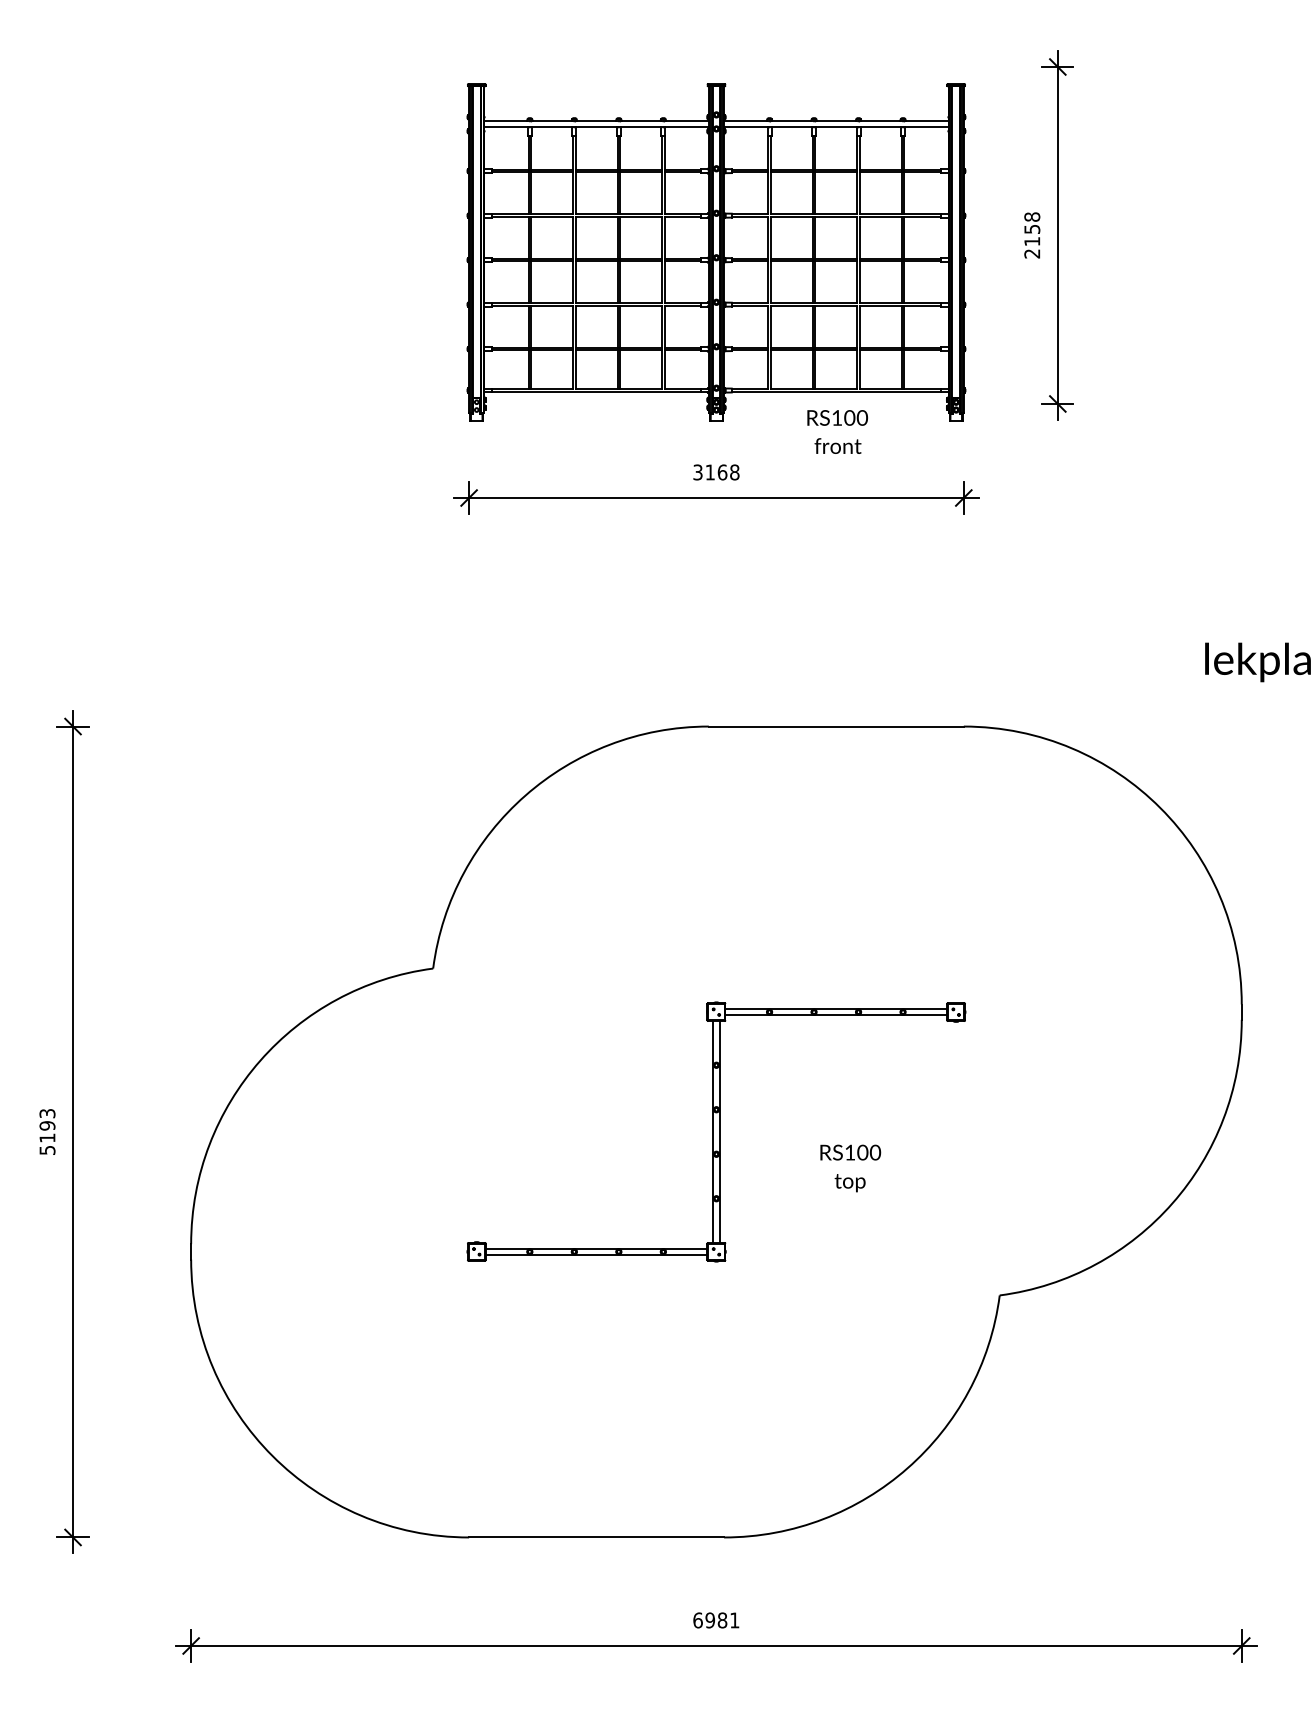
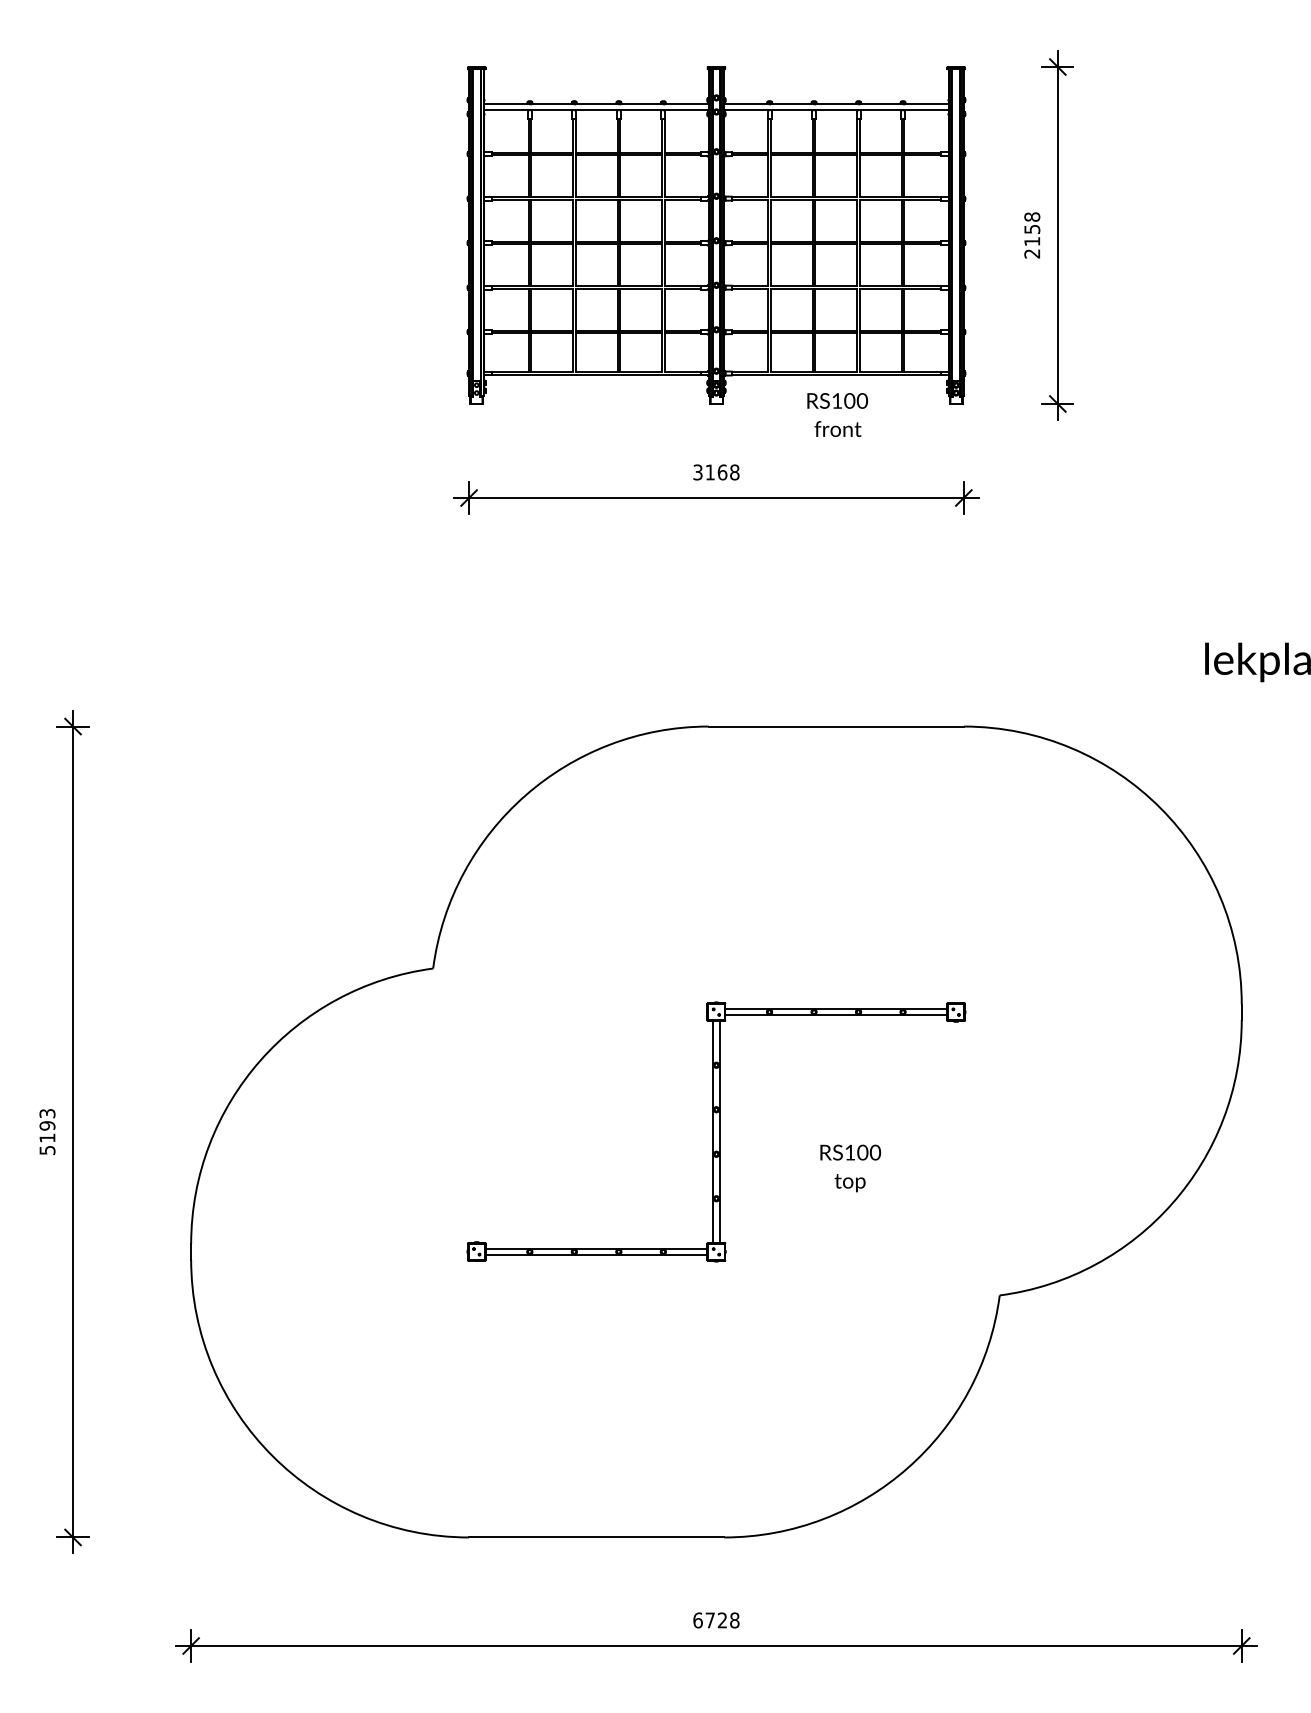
part position: (716, 268) -> (716, 251) (716, 251)
text: 6981 -> 6728 (722, 1620)
